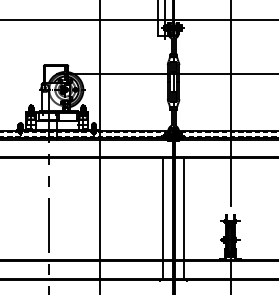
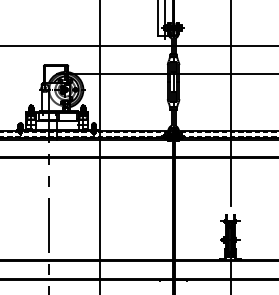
line position: (138, 19) -> (138, 45) (138, 45)
line: present -> none (163, 219)
line: present -> none (183, 219)
